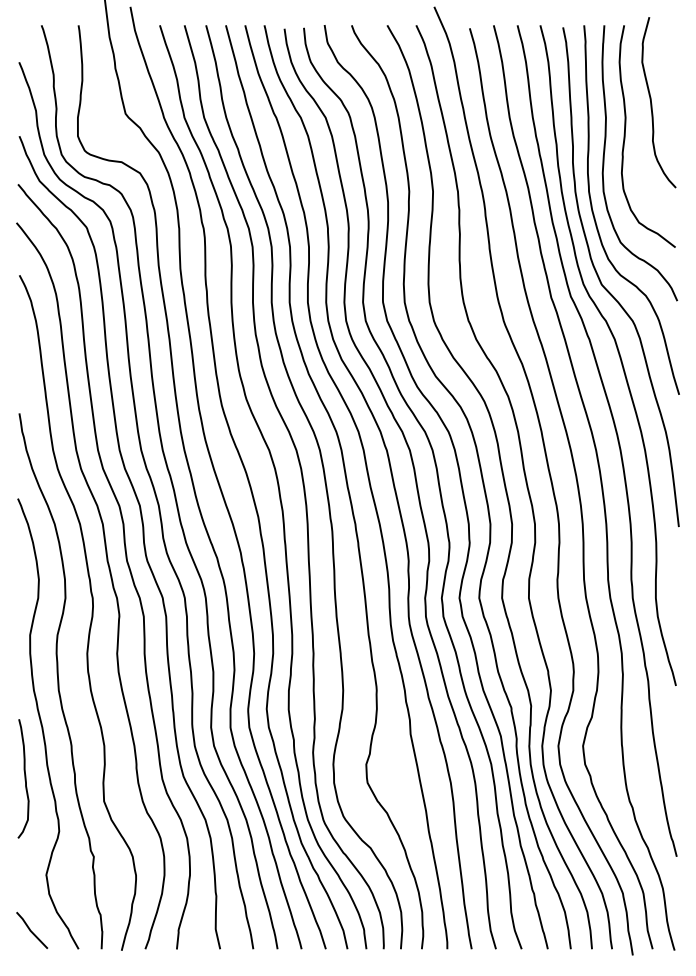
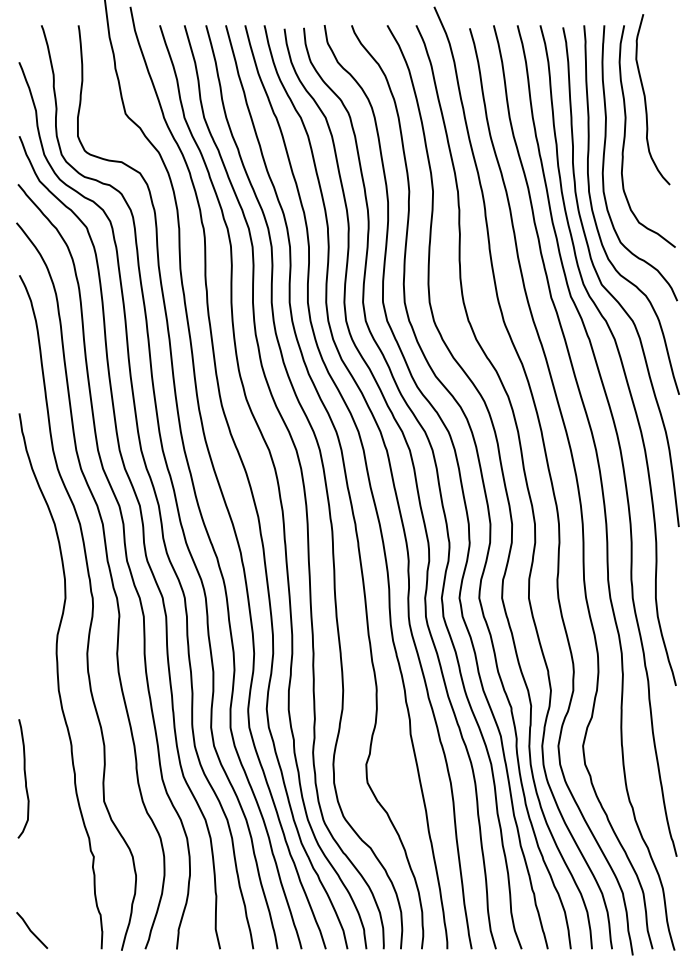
curve position: (652, 103) -> (646, 100) (646, 100)
curve: present -> none (42, 723)
